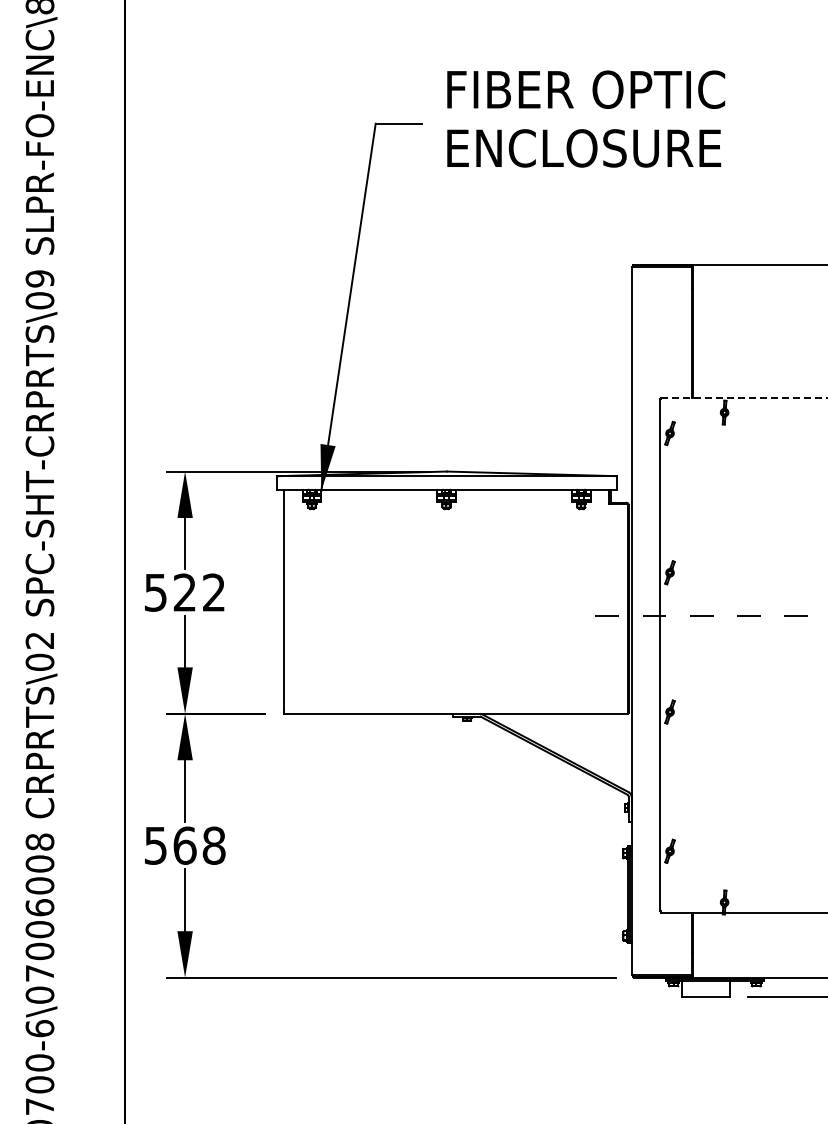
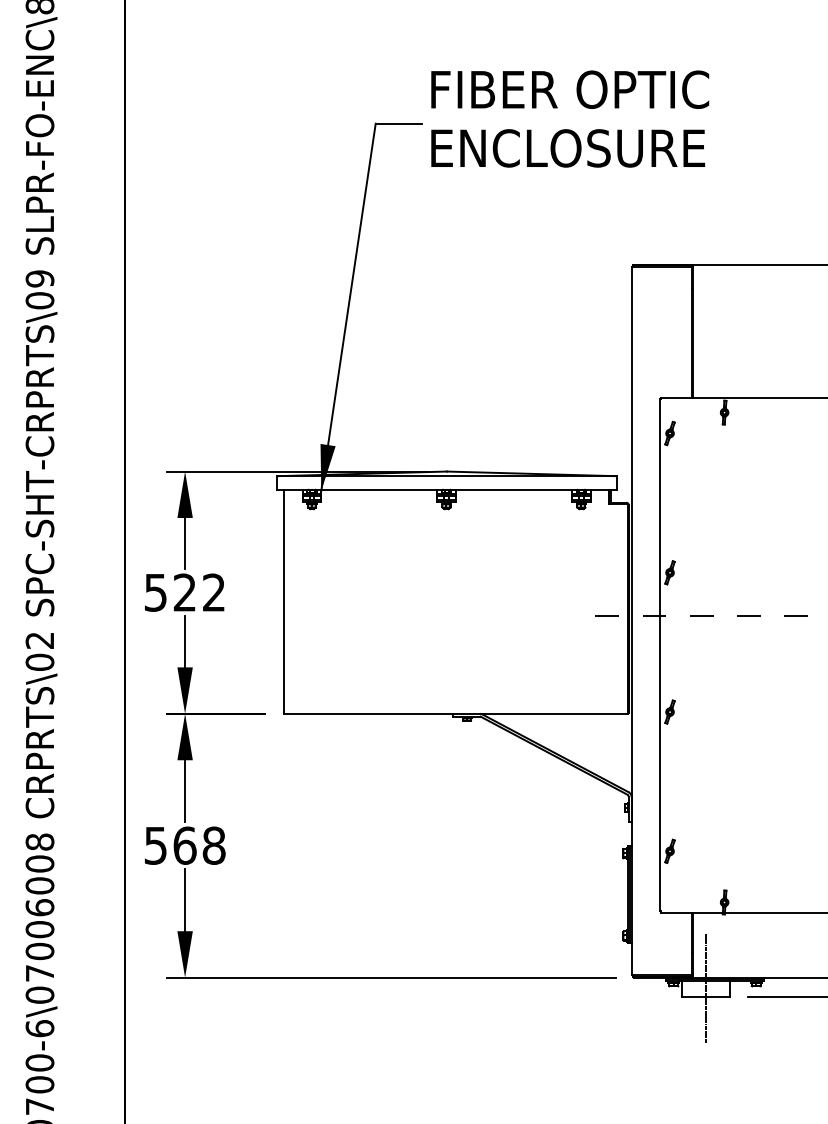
text position: (586, 118) -> (570, 118) (570, 118)
line: dashed -> solid (744, 397)
line: none -> present (705, 987)
